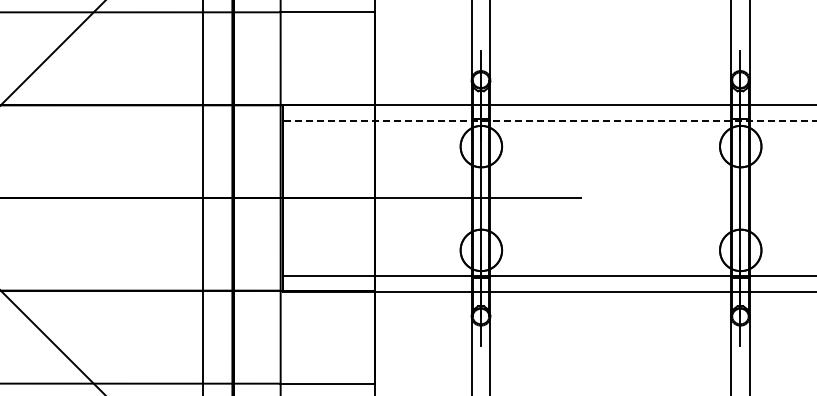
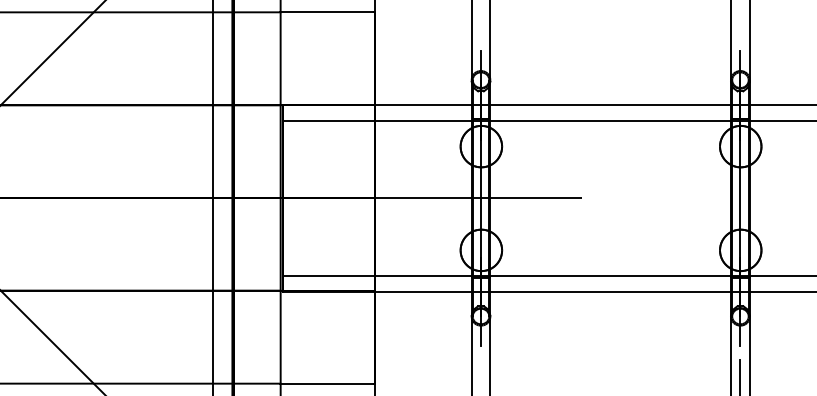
line: dashed -> solid (549, 120)
line position: (203, 197) -> (213, 197) (213, 197)
line: none -> present (740, 375)
